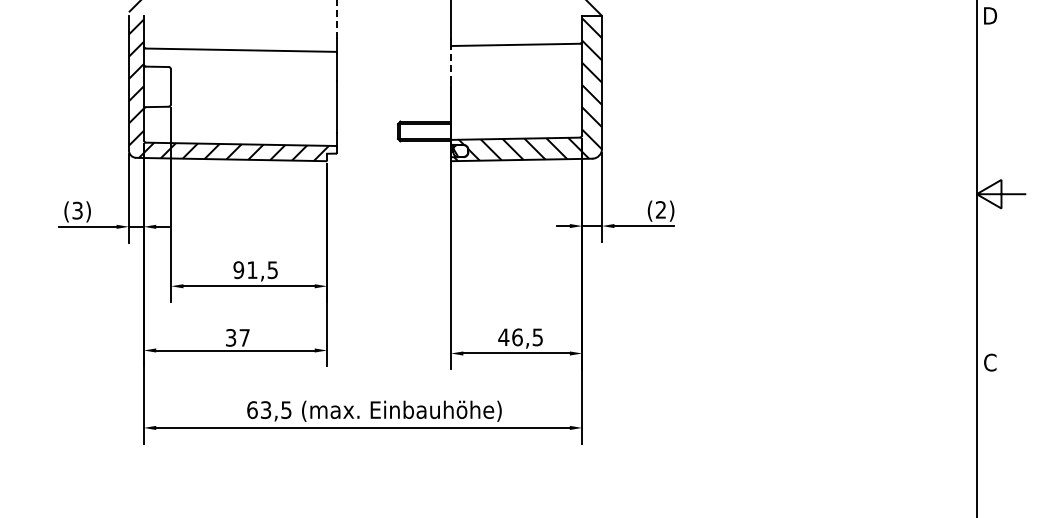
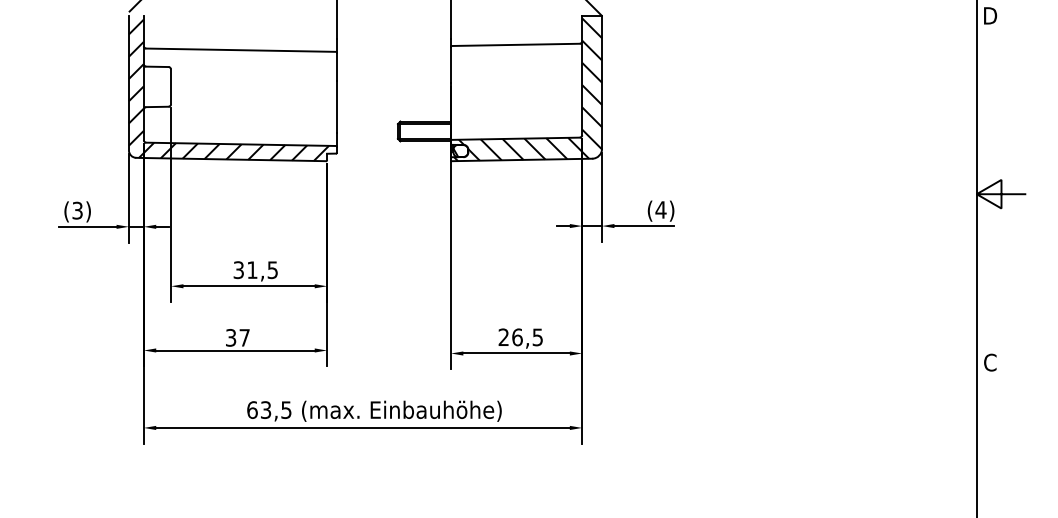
line: dashed -> solid (337, 19)
line: dashed -> solid (450, 64)
text: (2) -> (4) (660, 209)
text: 91,5 -> 31,5 (238, 269)
text: 46,5 -> 26,5 (503, 336)
